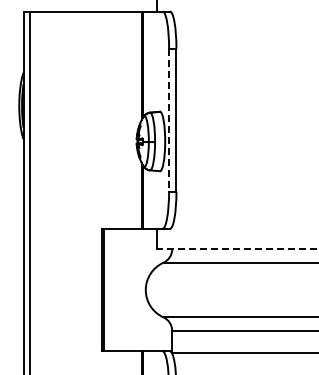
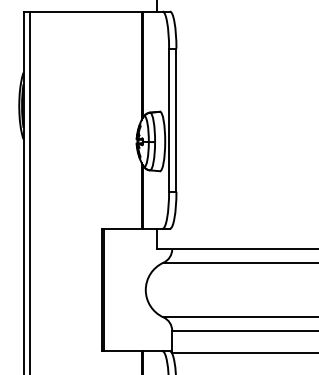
line: dashed -> solid (169, 120)
line: dashed -> solid (237, 249)
